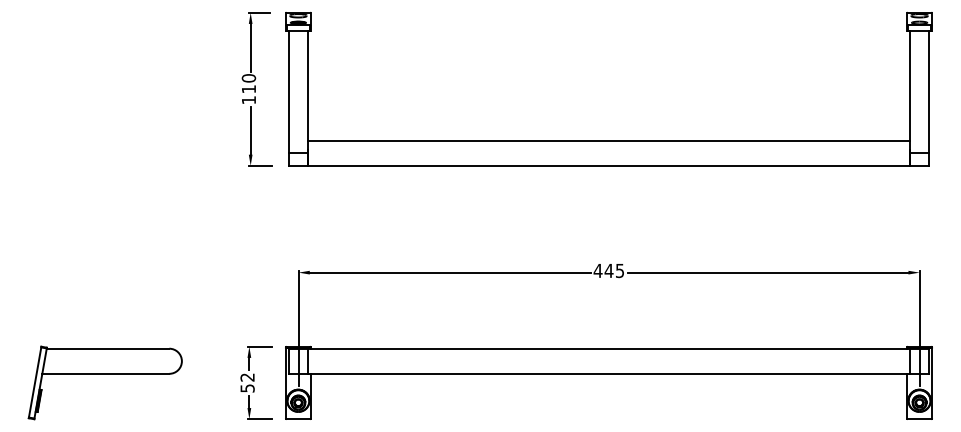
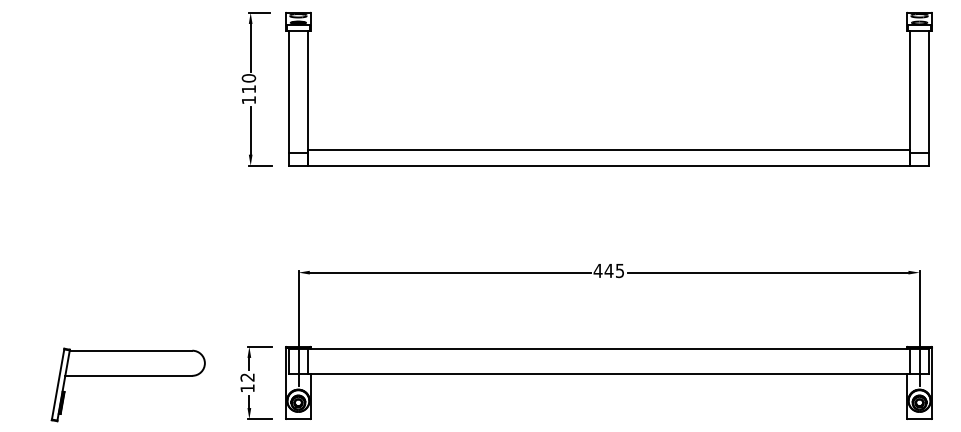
line position: (608, 140) -> (608, 149) (608, 149)
part position: (104, 374) -> (127, 376) (127, 376)
text: 52 -> 12 (247, 388)
